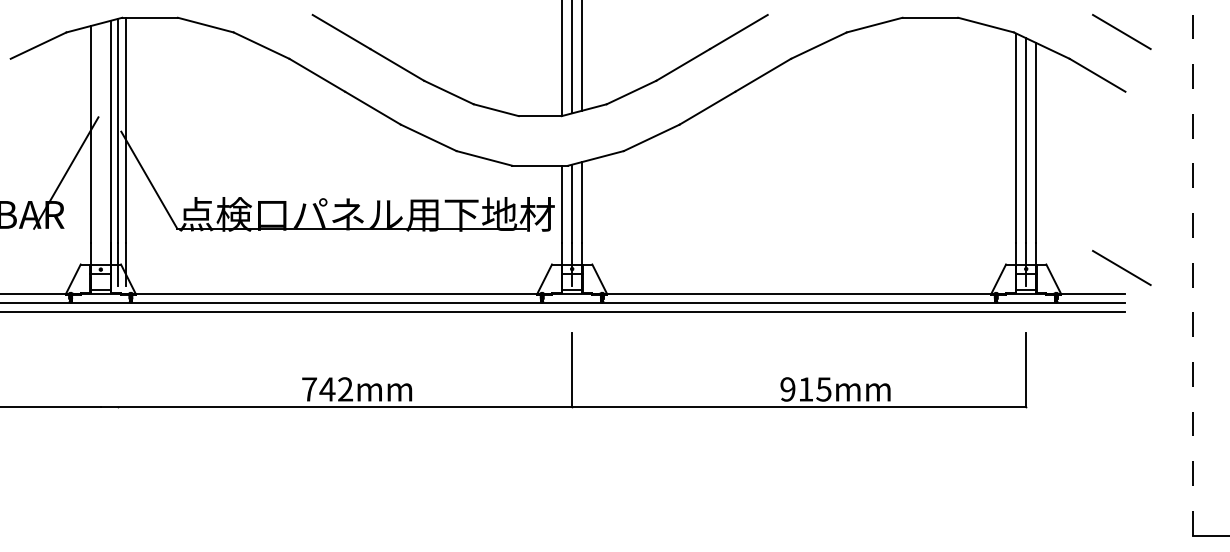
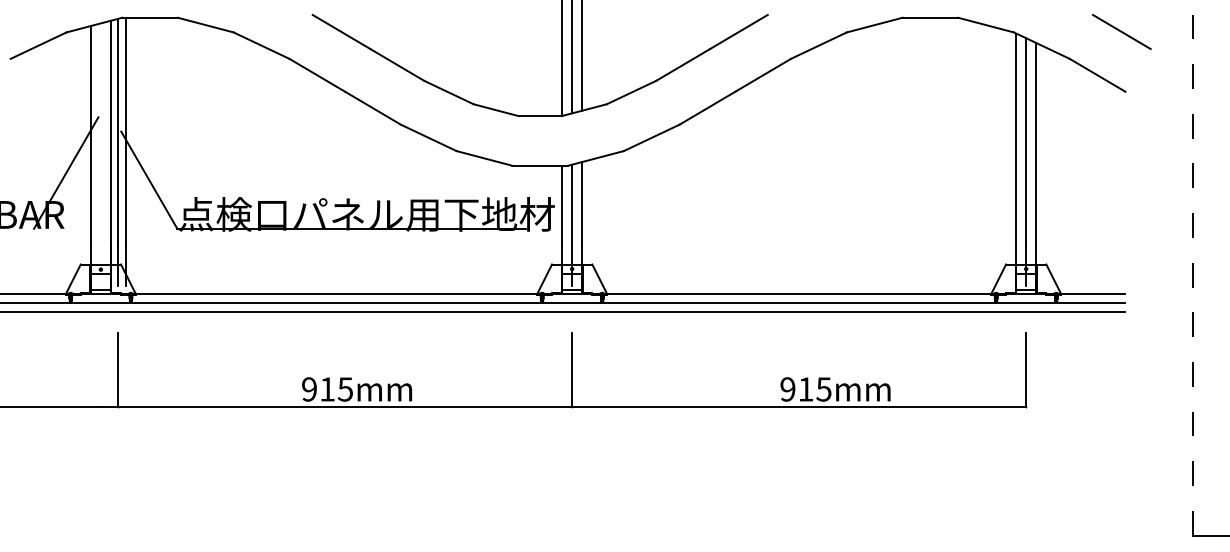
line: present -> none (1121, 267)
line: none -> present (118, 369)
text: 742mm -> 915mm (327, 389)
